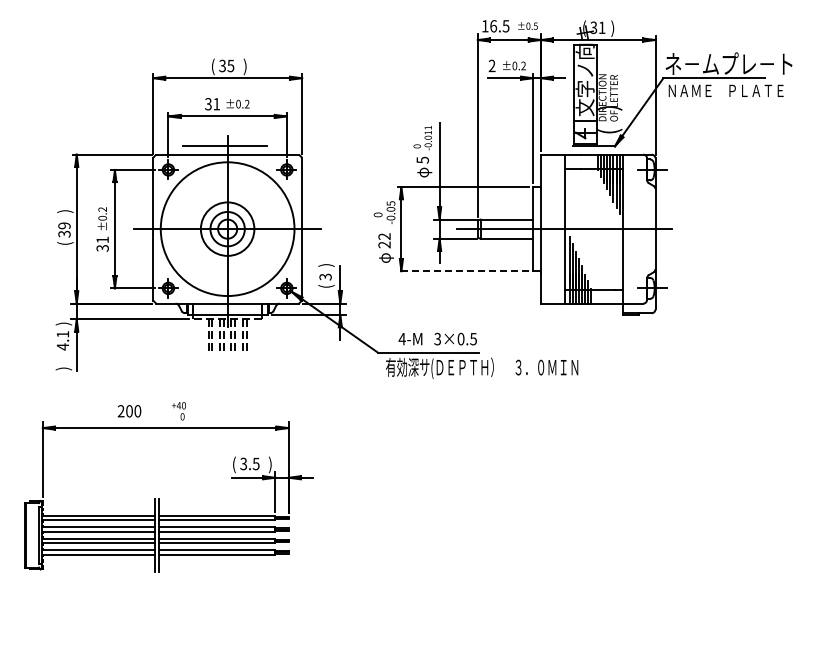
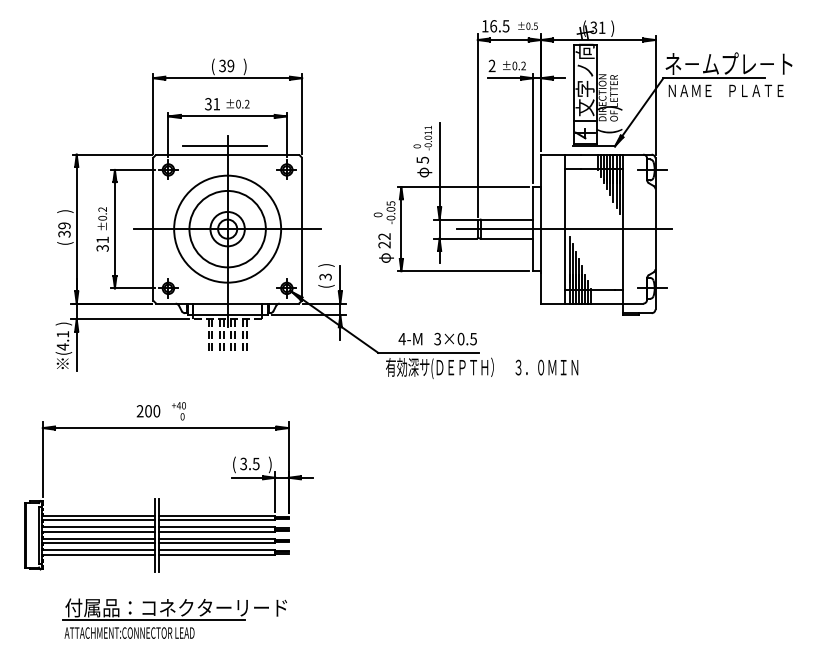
text: 35 -> 39 (230, 65)
circle diameter: 53 px -> 76 px (227, 228)
circle diameter: 134 px -> 107 px (227, 228)
line: dashed -> solid (463, 271)
text: ) -> ※( (63, 361)
text position: (129, 411) -> (148, 411) (148, 411)
part: none -> present (174, 618)
